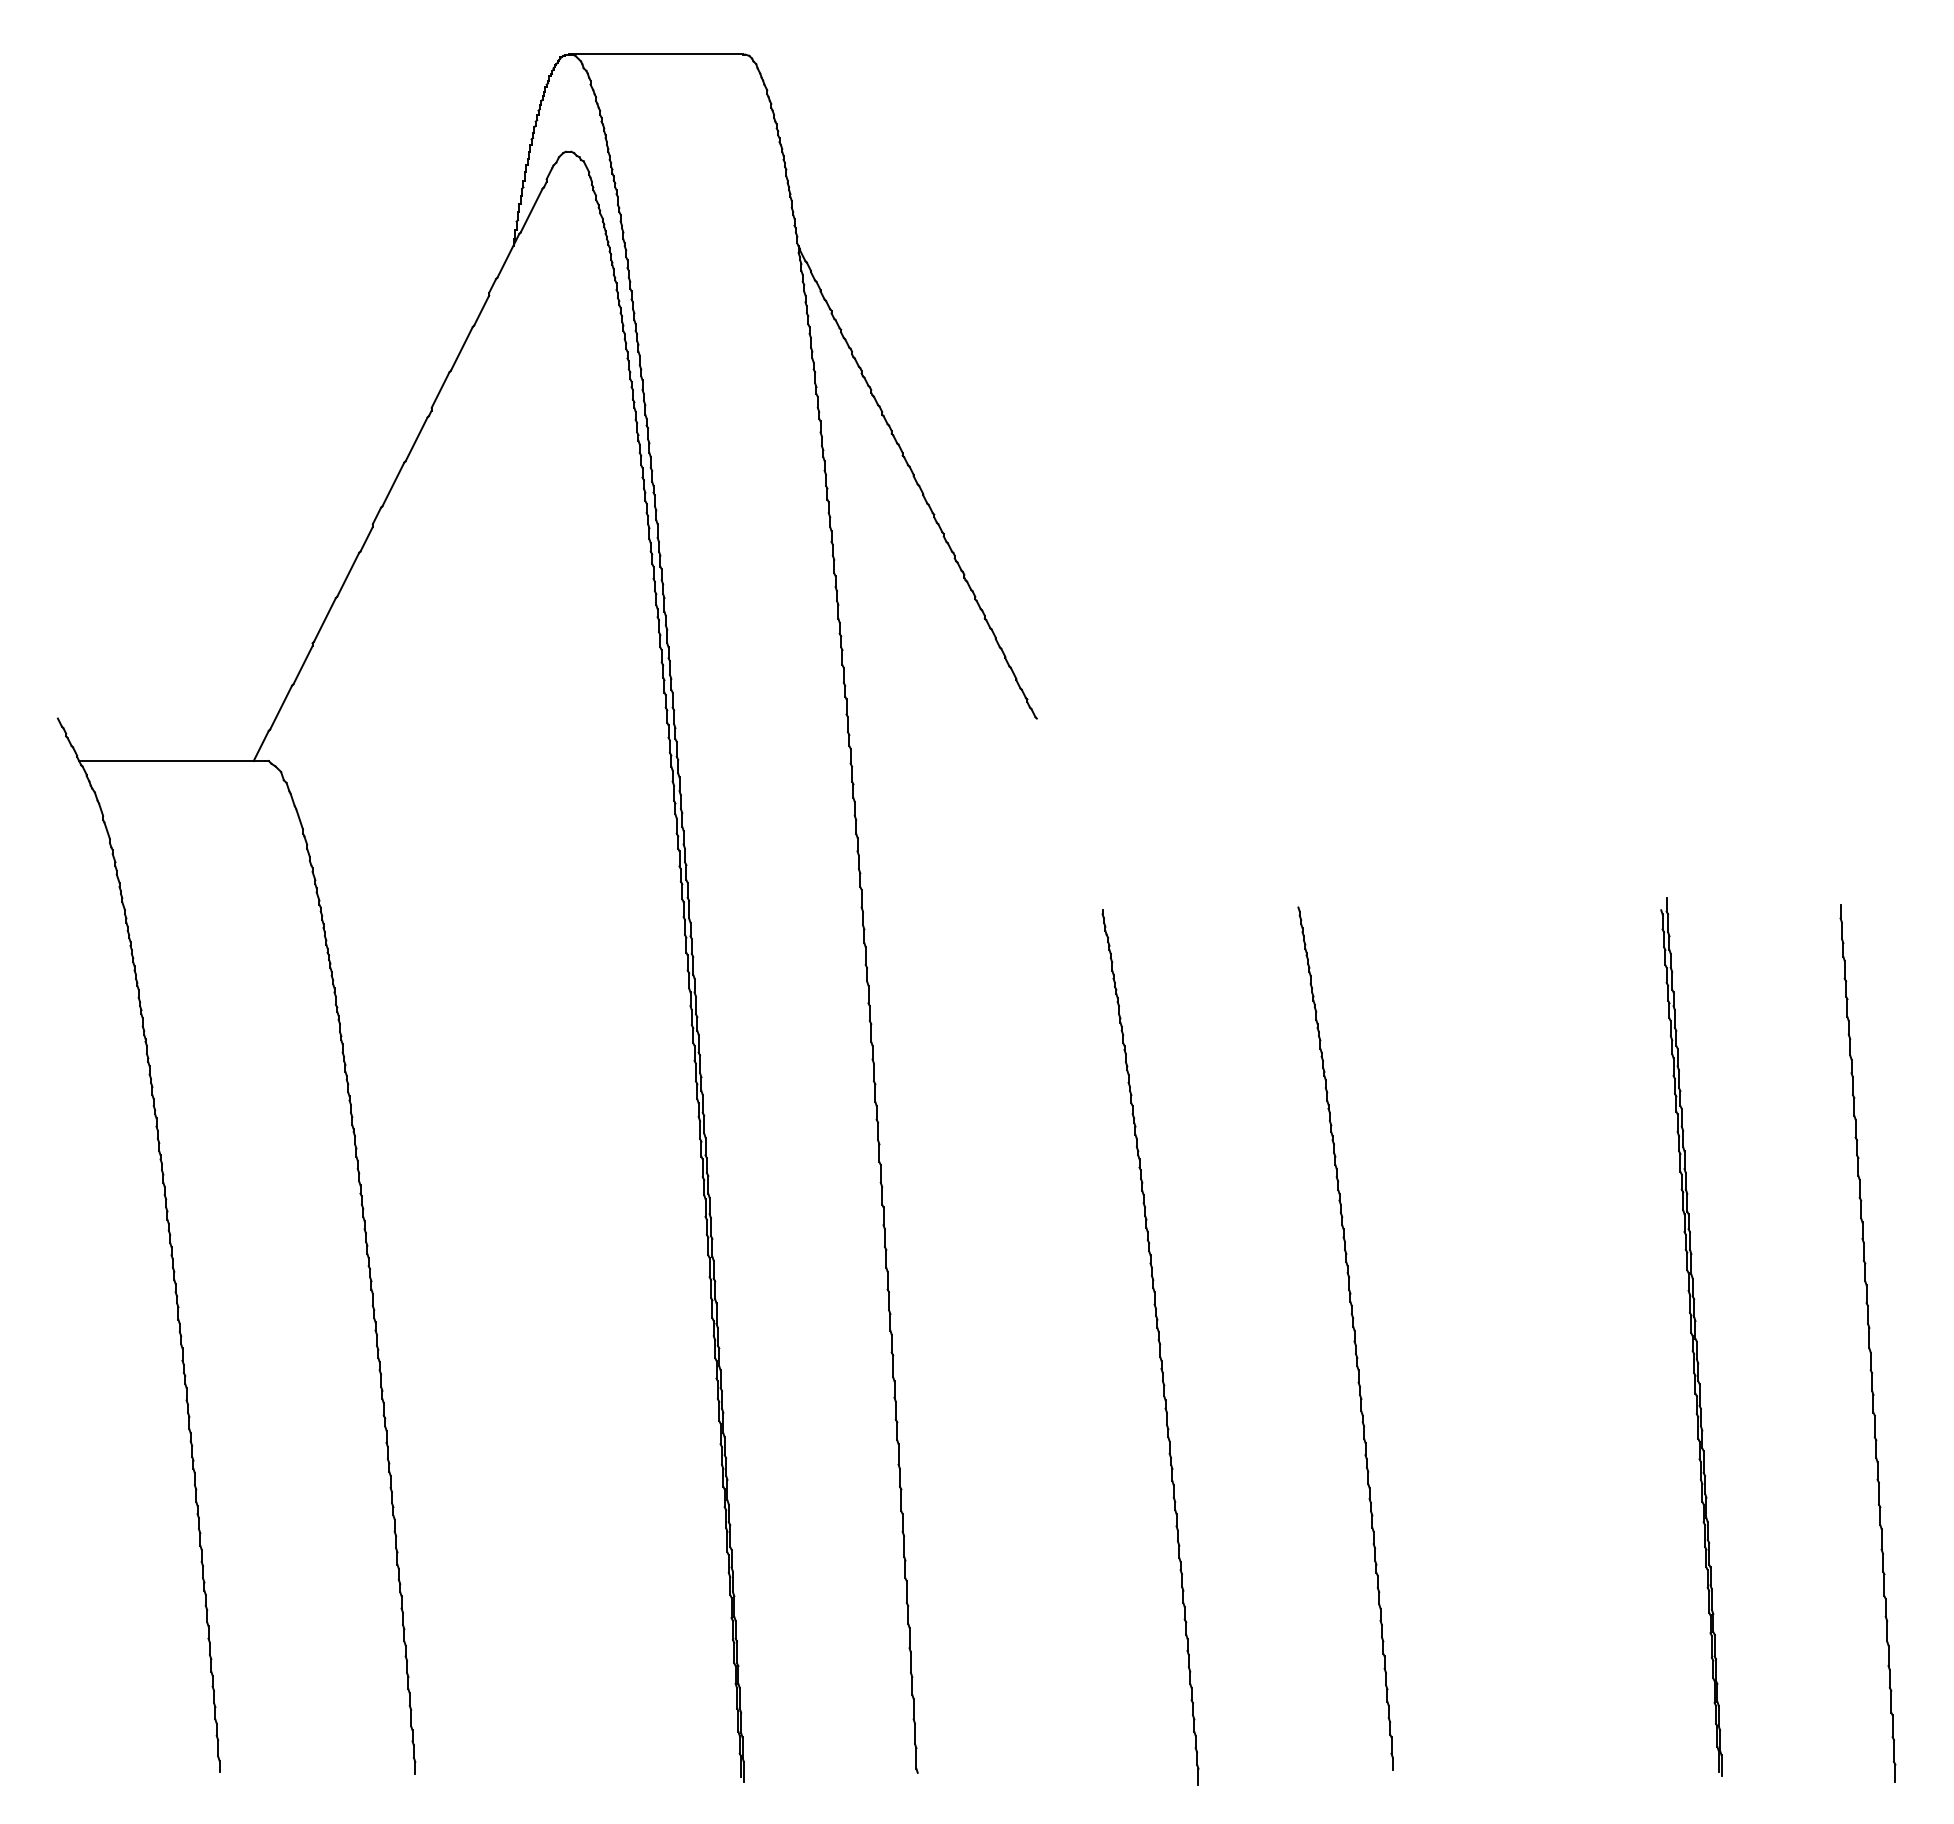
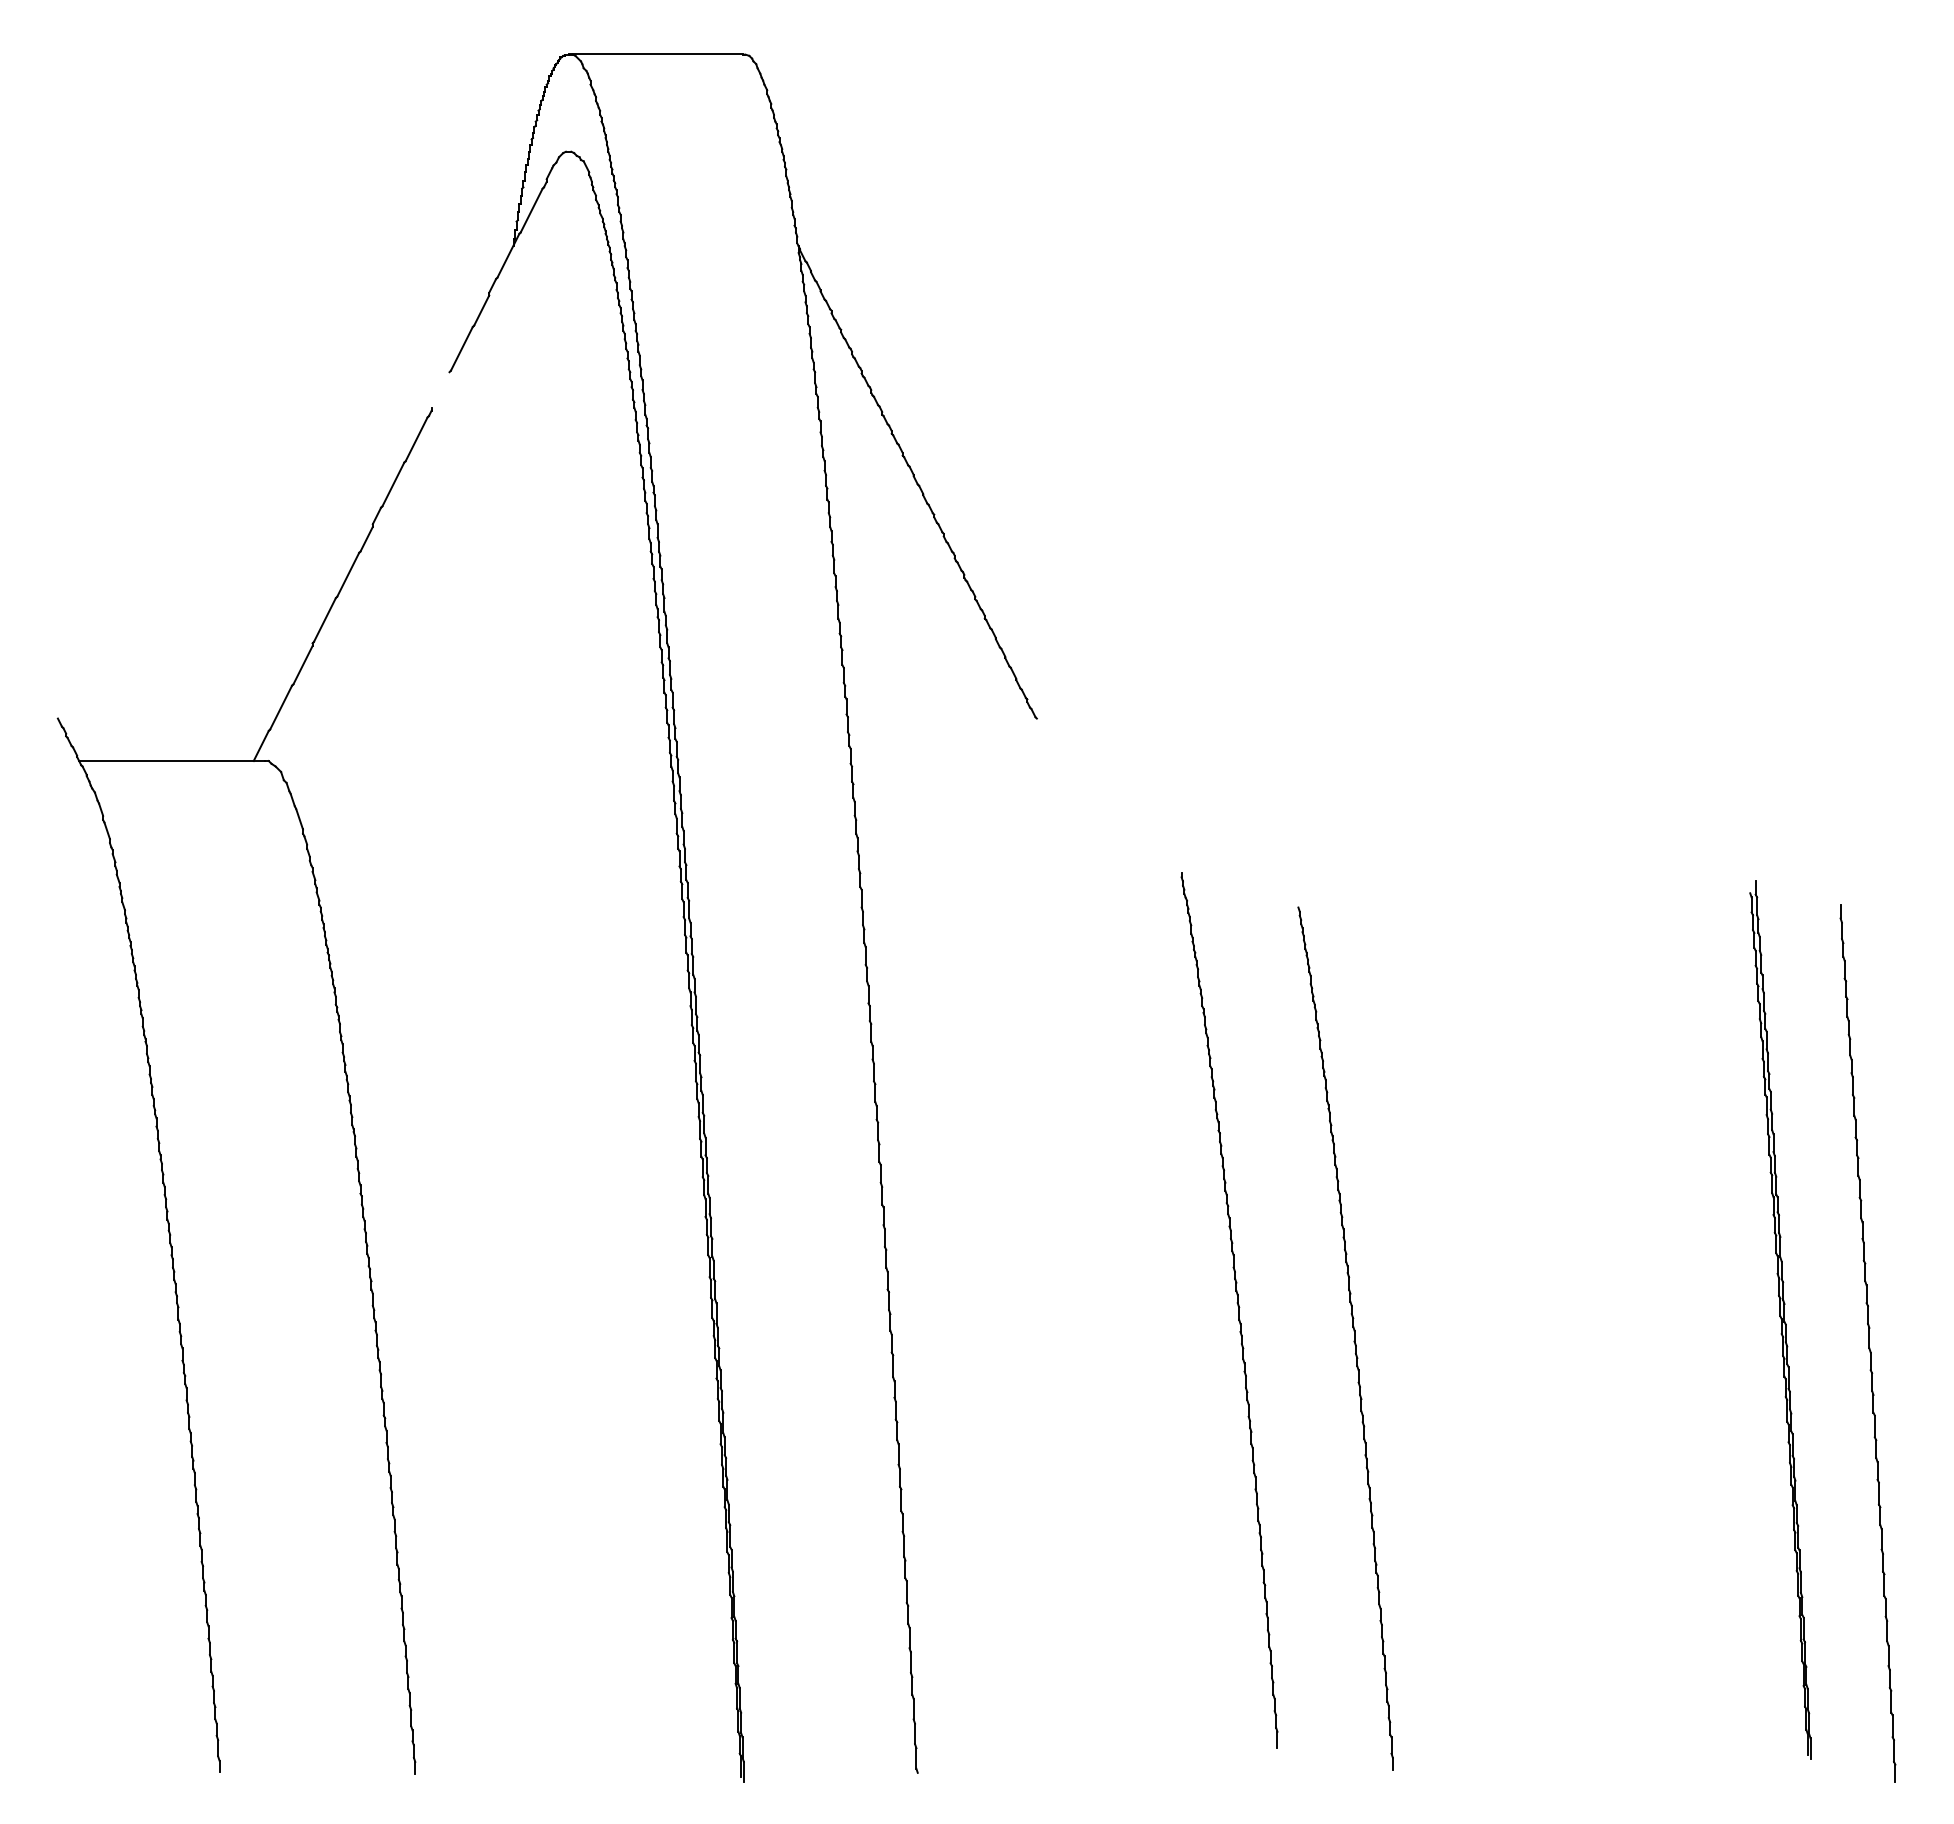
line: present -> none (440, 389)
part position: (1691, 1336) -> (1780, 1319) (1780, 1319)
part position: (1158, 1343) -> (1237, 1306) (1237, 1306)
